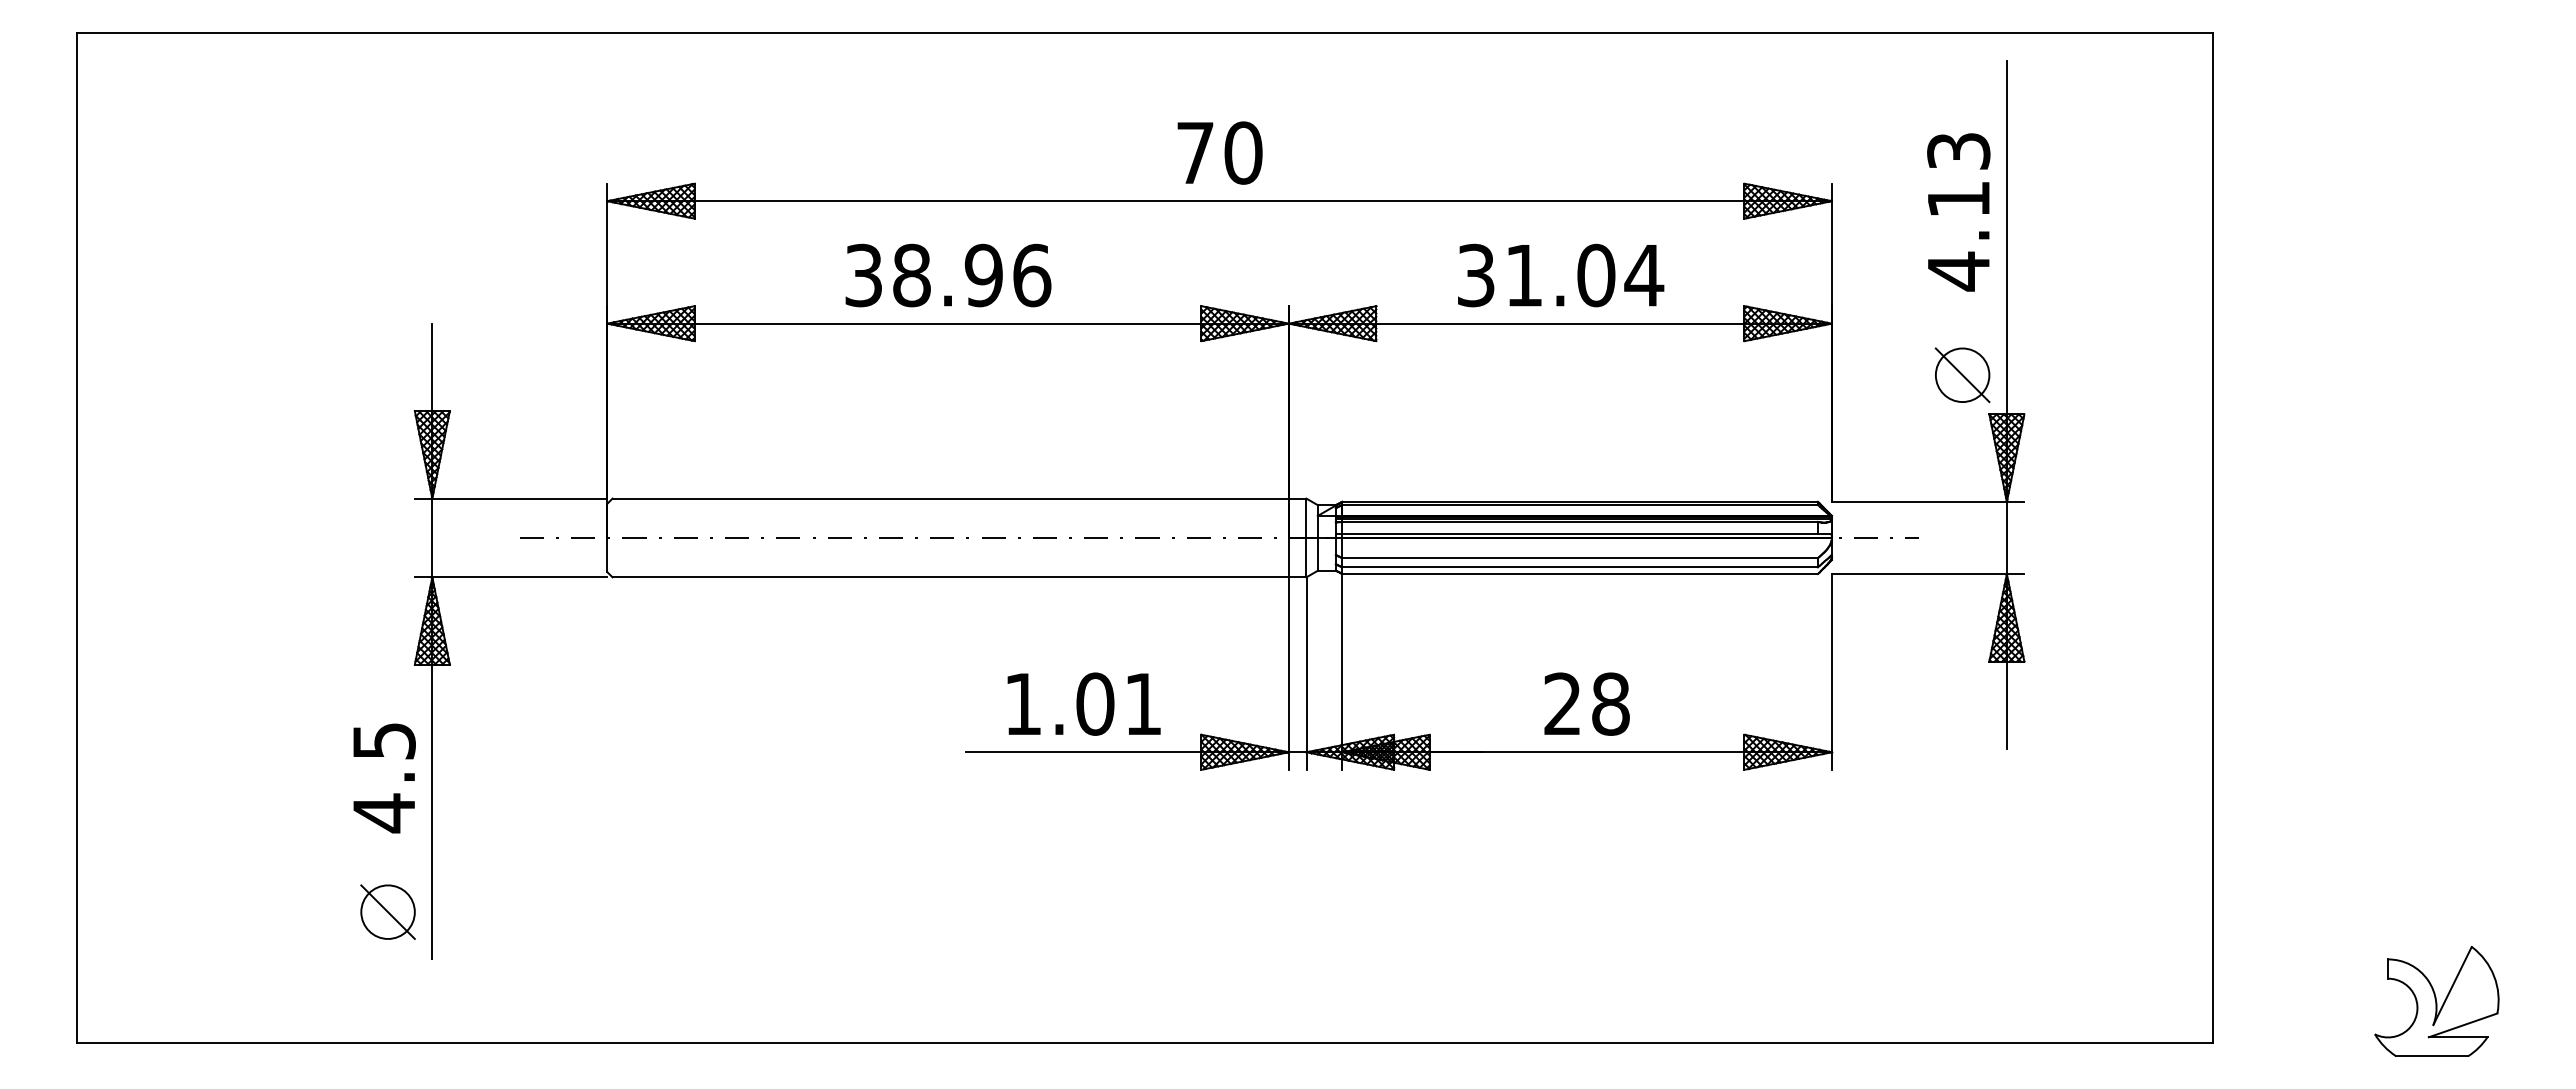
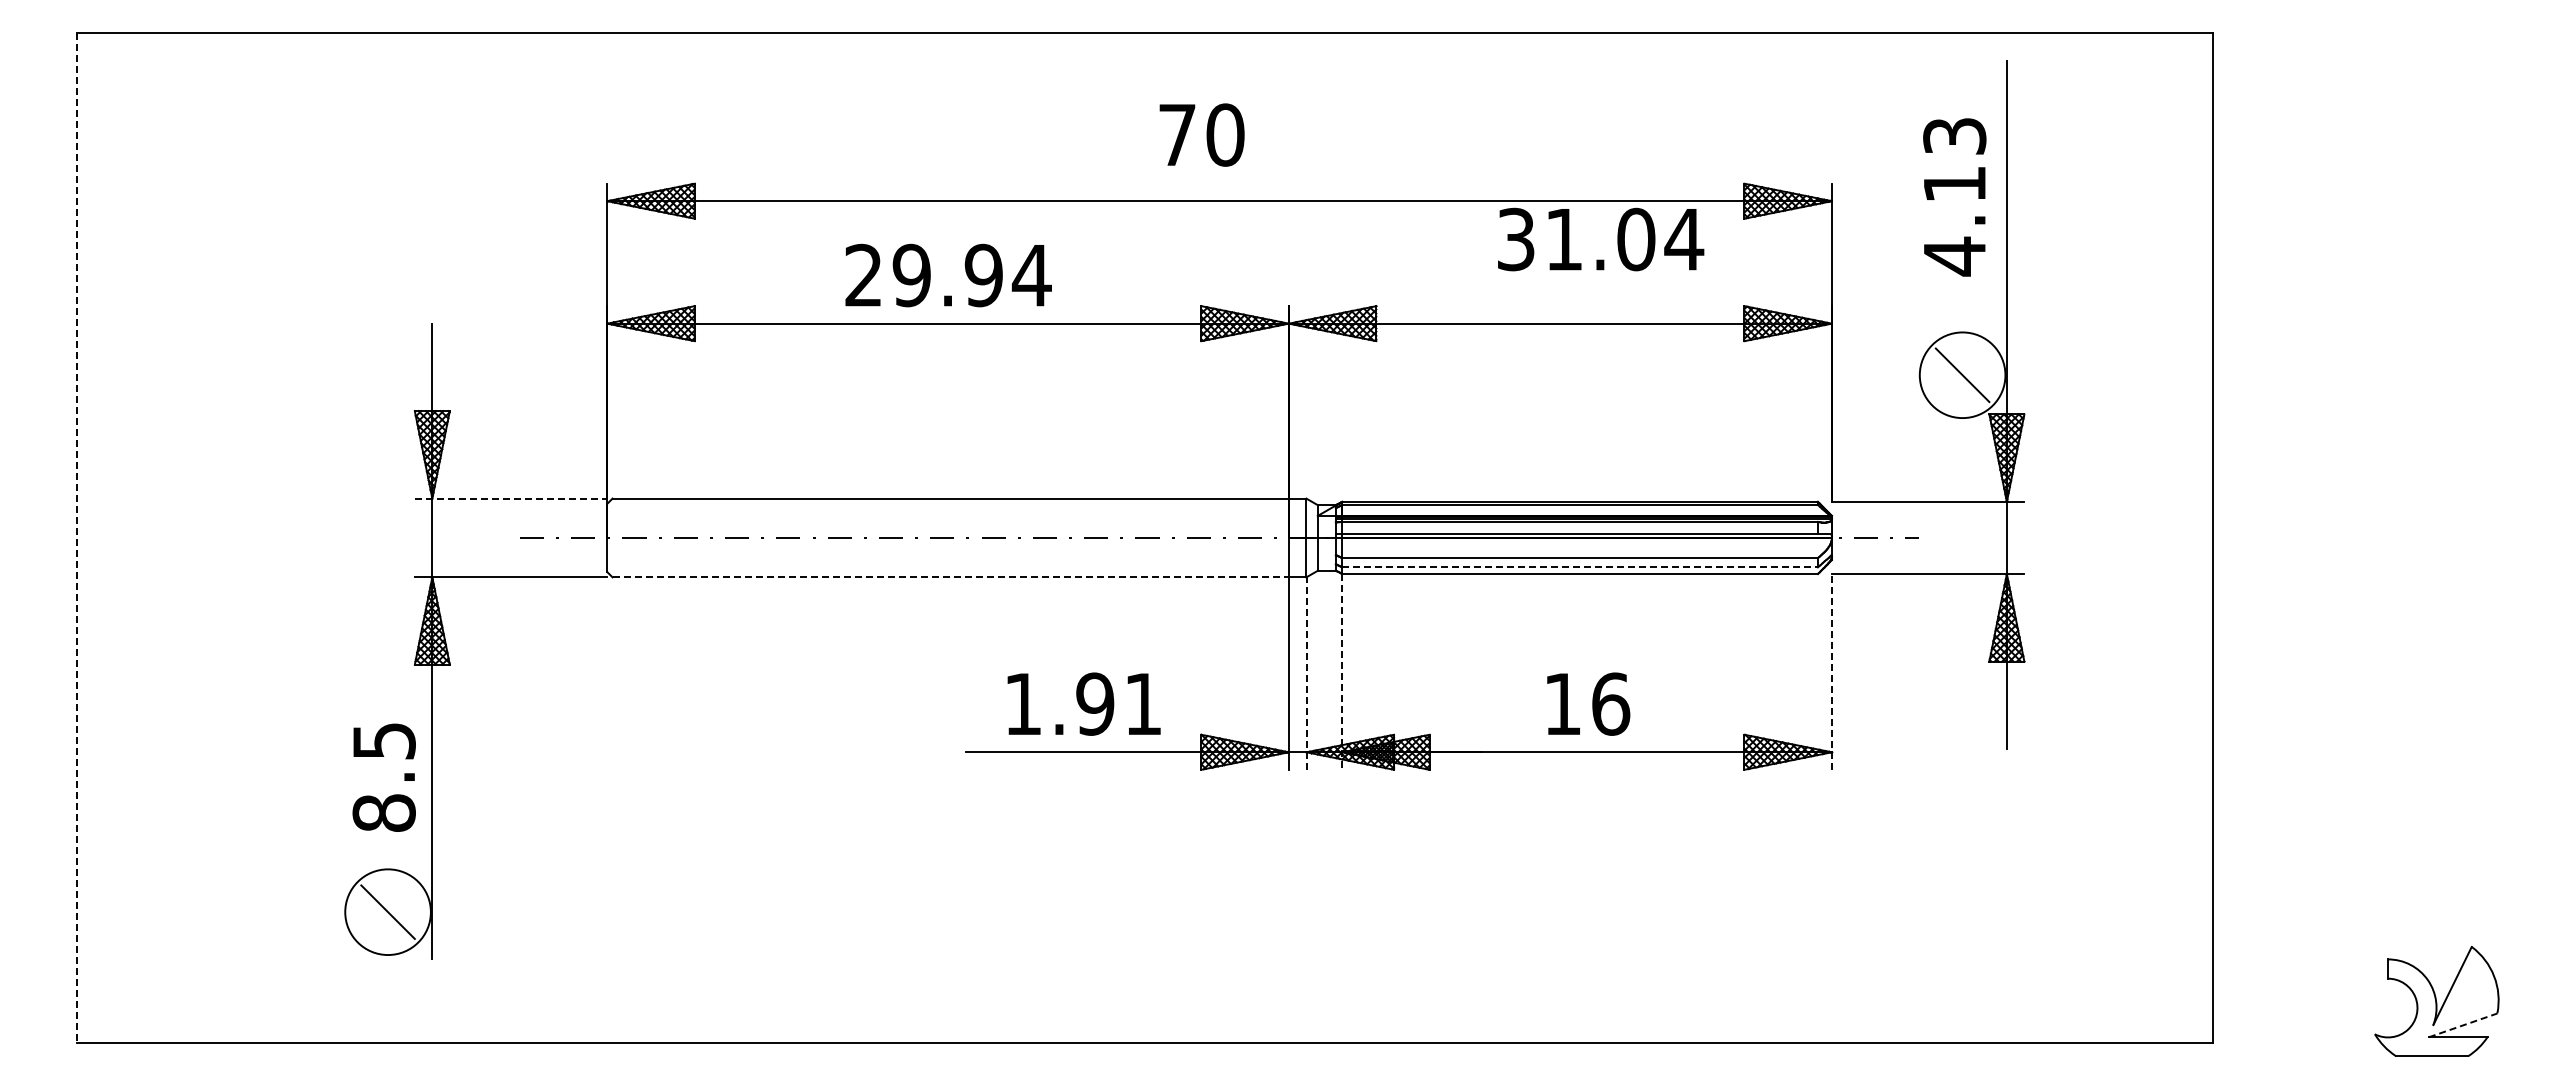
text position: (1219, 152) -> (1201, 134) (1201, 134)
text position: (1958, 212) -> (1954, 197) (1954, 197)
text: 38.96 -> 29.94 (948, 275)
text position: (1561, 275) -> (1601, 239) (1601, 239)
circle diameter: 54 px -> 86 px (1962, 375)
line: solid -> dashed (511, 498)
line: solid -> dashed (77, 538)
line: solid -> dashed (1580, 567)
line: solid -> dashed (951, 577)
line: solid -> dashed (1342, 671)
line: solid -> dashed (1831, 671)
line: solid -> dashed (1306, 673)
text: 1.01 -> 1.91 (1095, 703)
text: 28 -> 16 (1587, 703)
text: 4.5 -> 8.5 (383, 813)
circle diameter: 54 px -> 86 px (387, 912)
line: solid -> dashed (2463, 1025)
